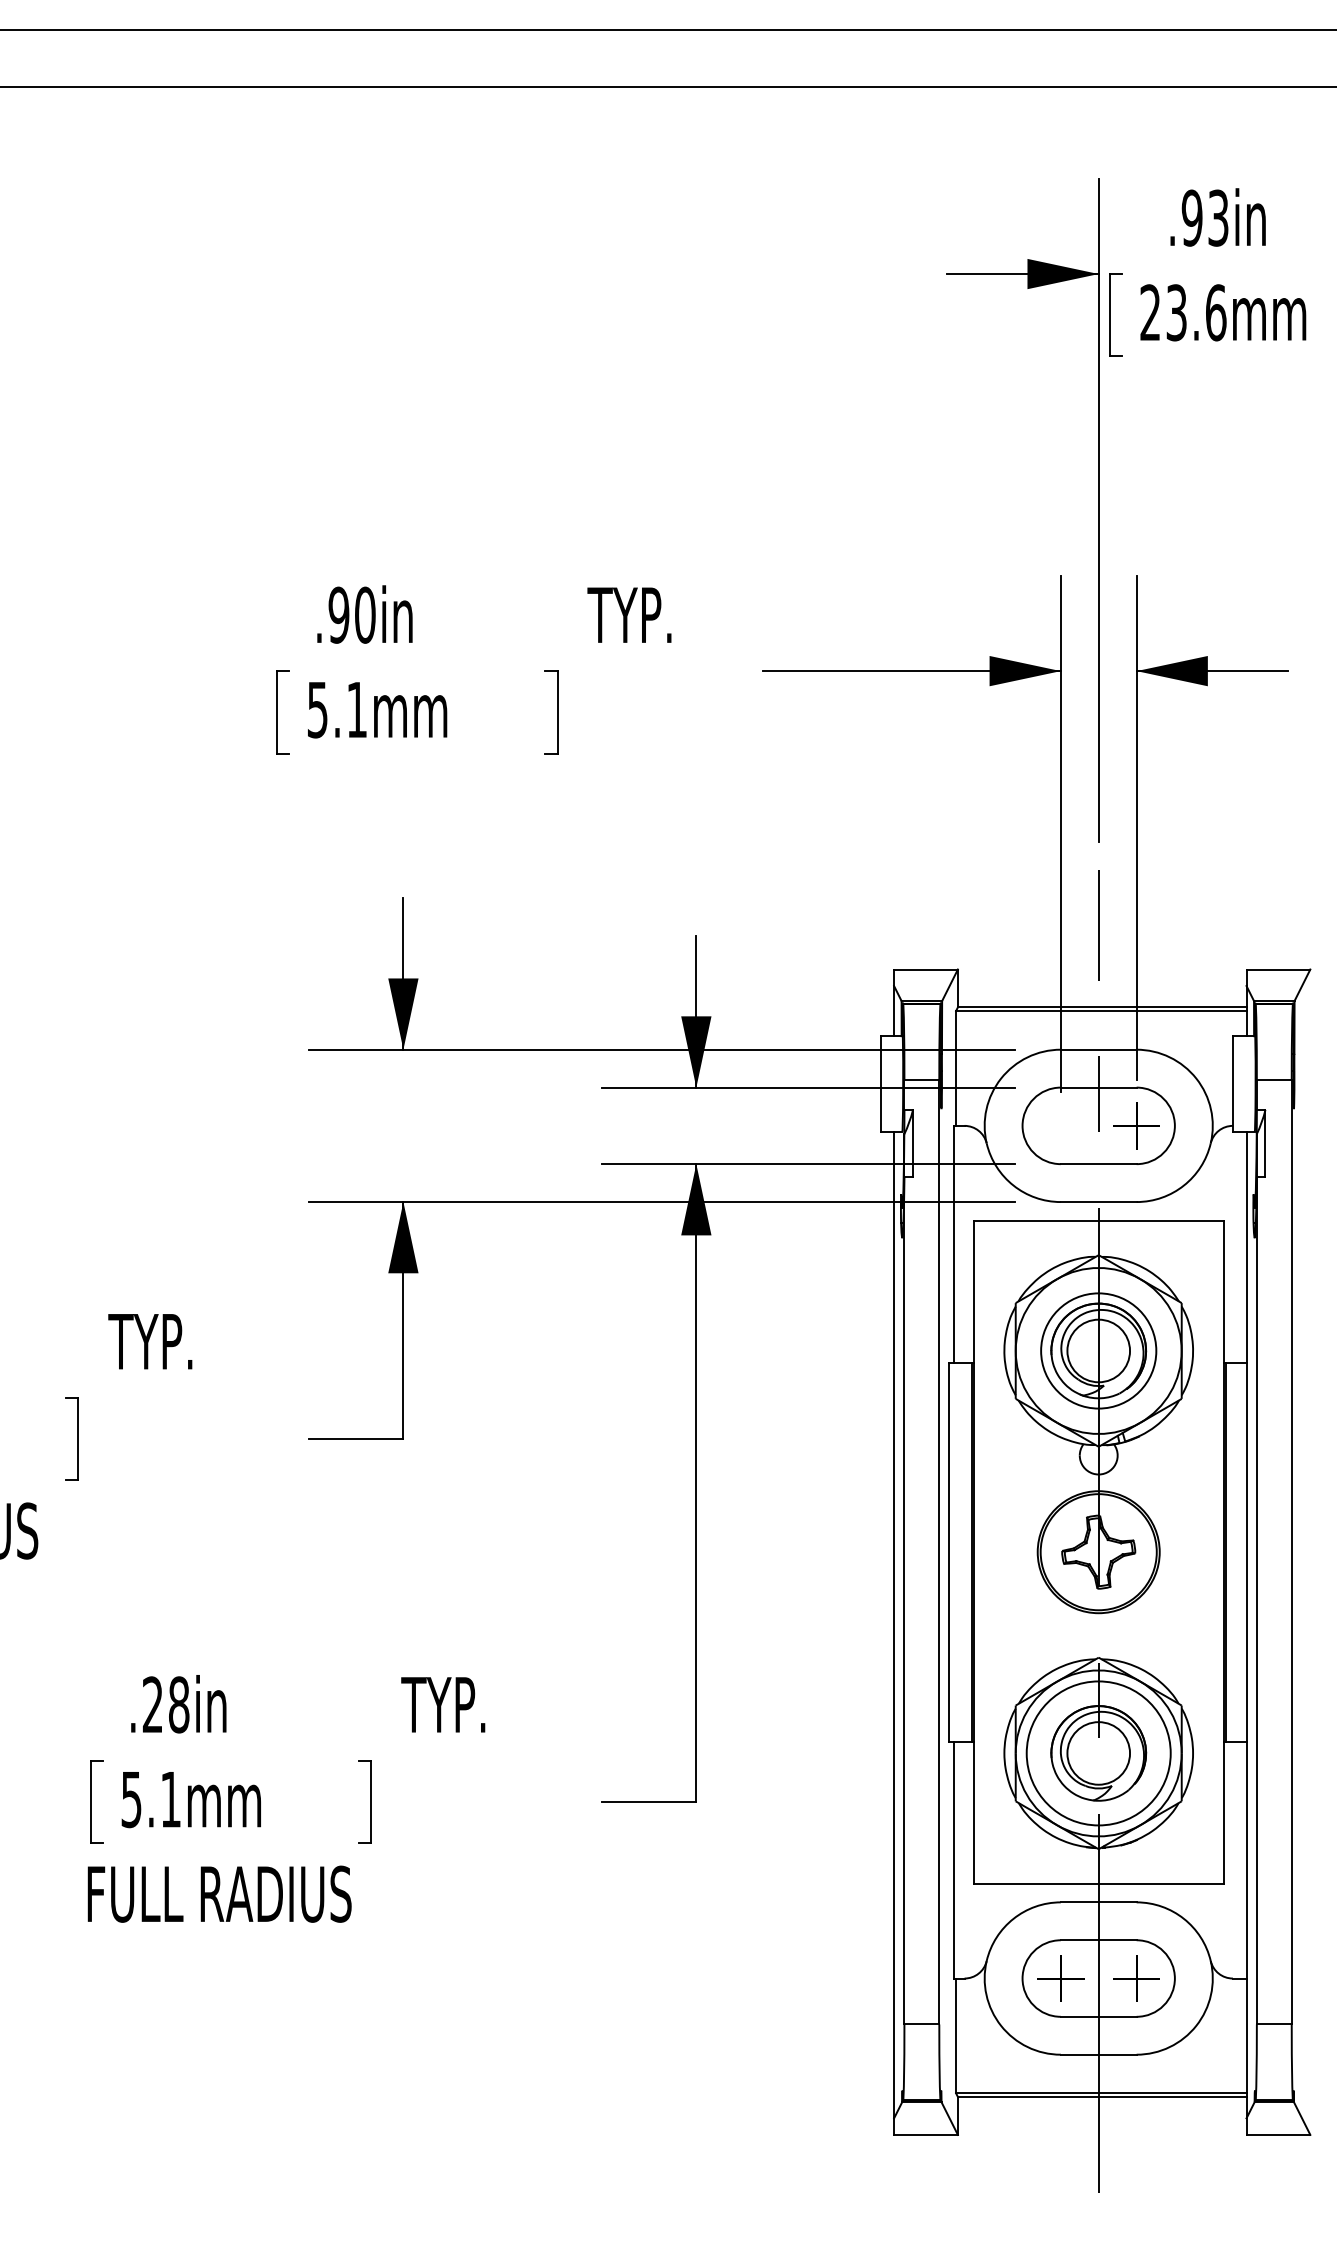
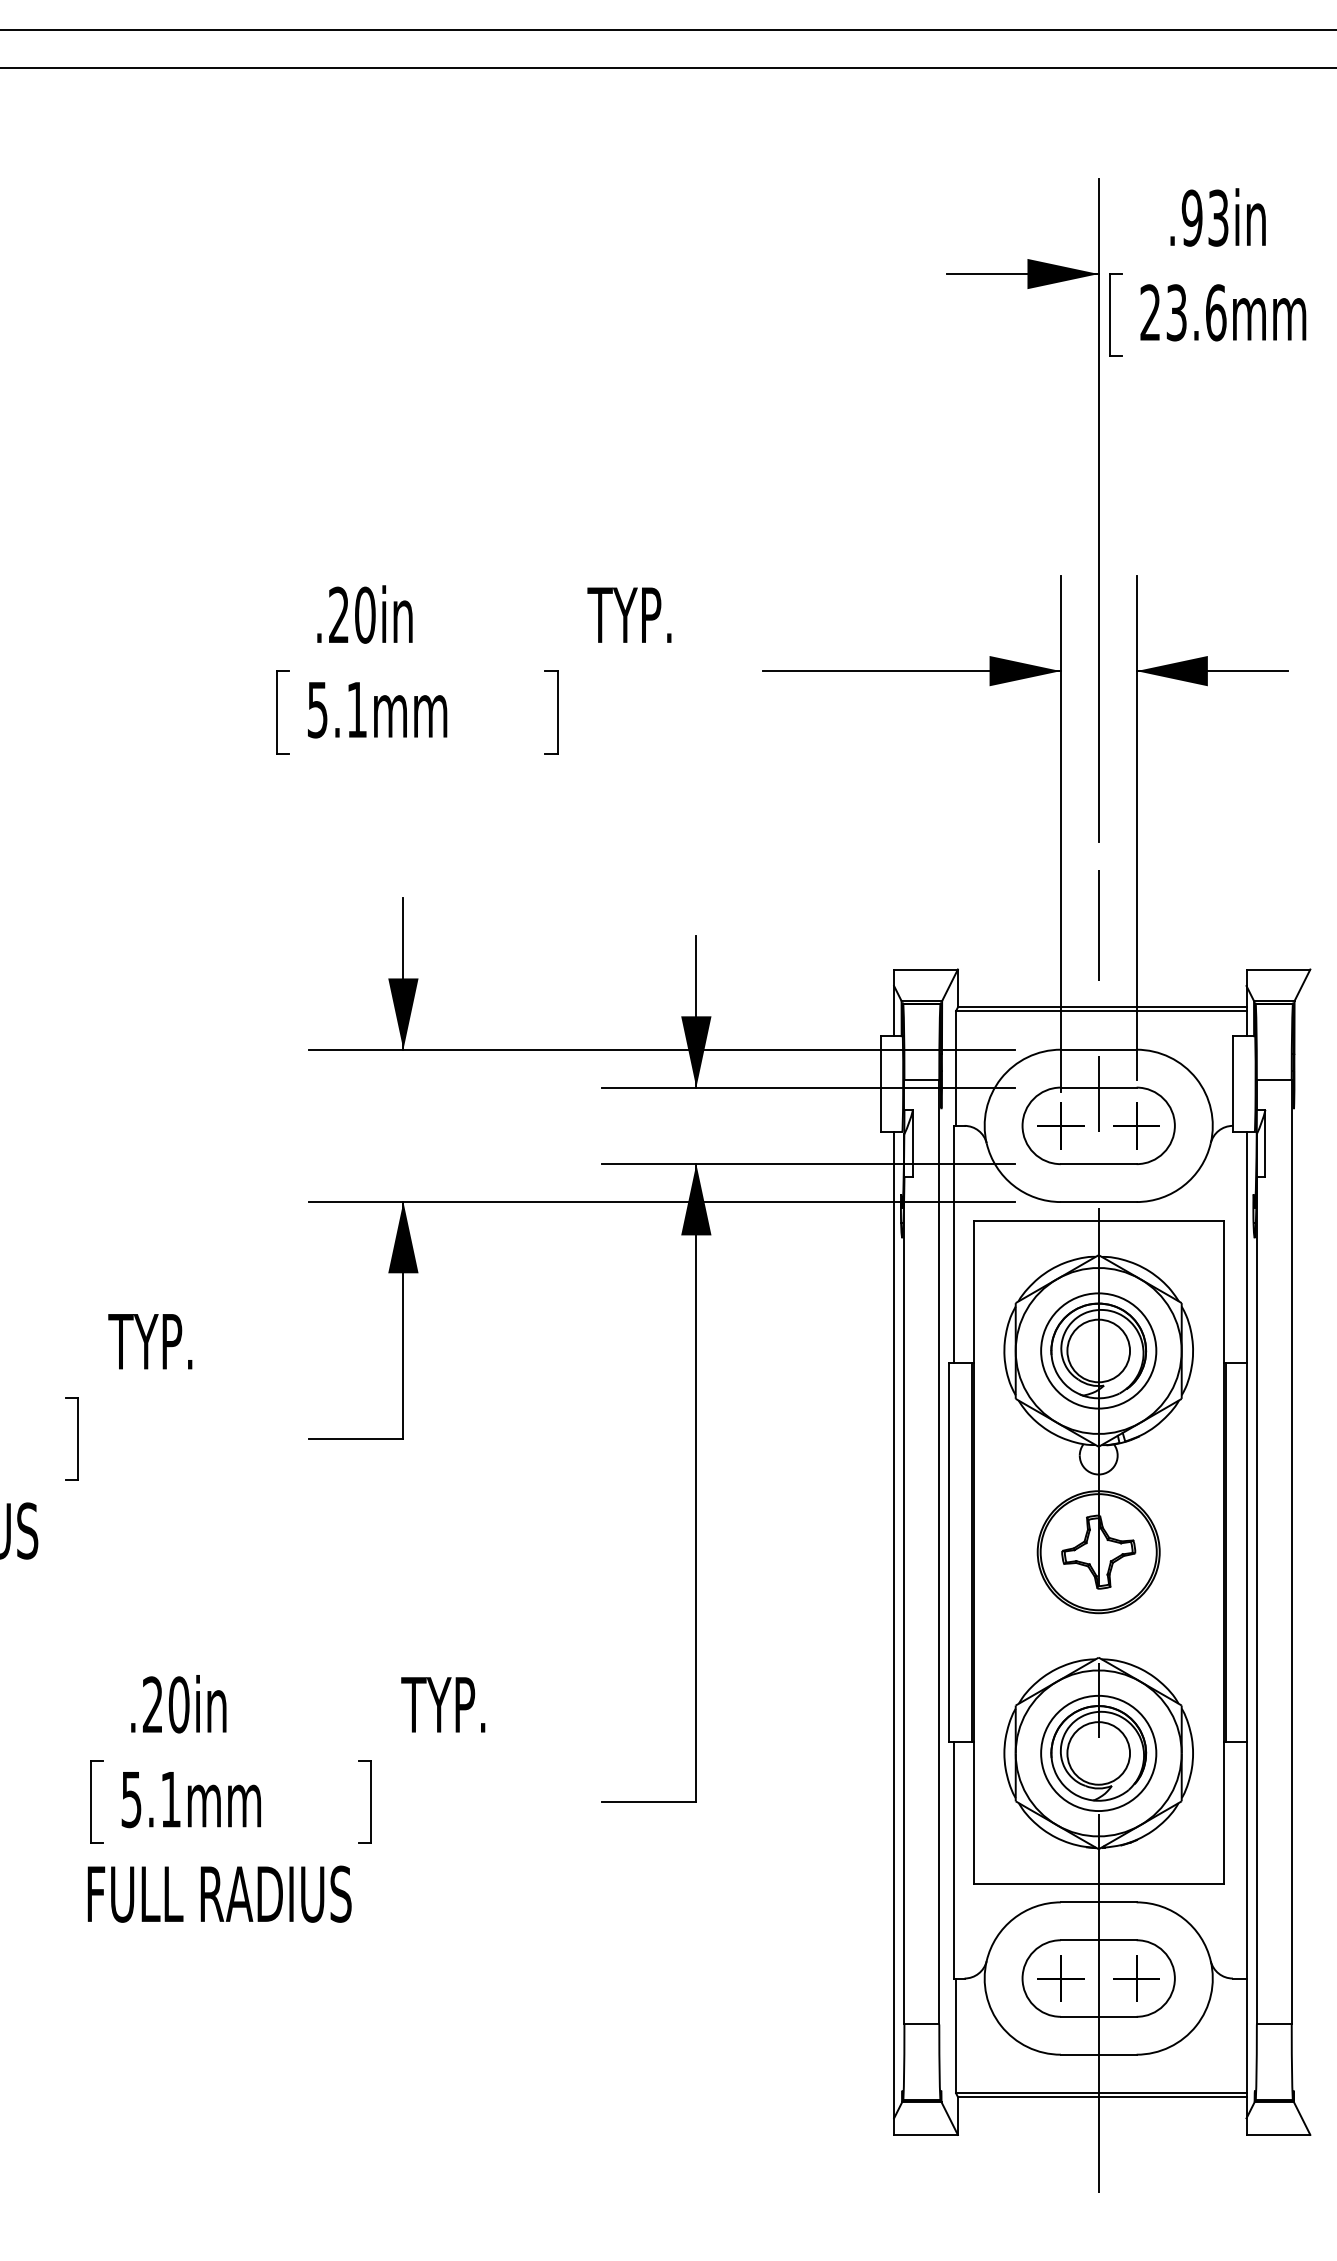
line position: (667, 86) -> (667, 67) (667, 67)
text: .90in -> .20in (338, 614)
part: none -> present (1060, 1125)
text: .28in -> .20in (178, 1704)
circle diameter: 144 px -> 115 px (1098, 1753)
